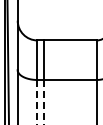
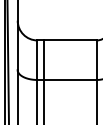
line: dashed -> solid (37, 102)
line: dashed -> solid (44, 102)
